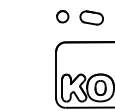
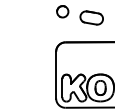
part position: (62, 16) -> (62, 11) (62, 11)
